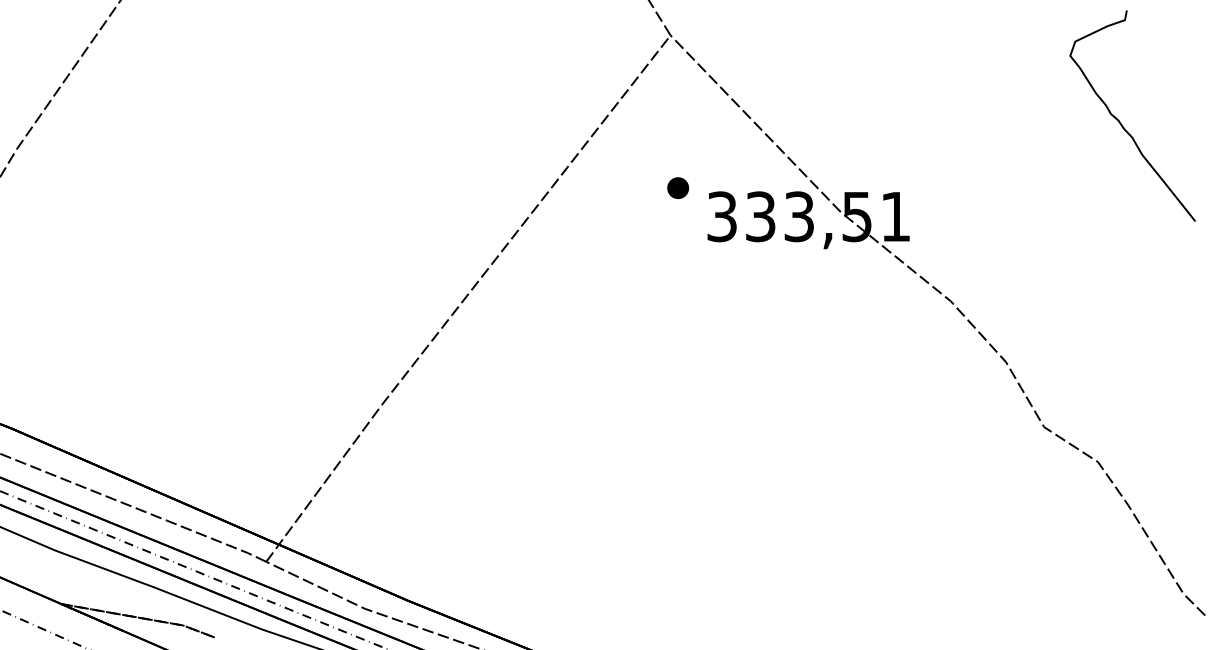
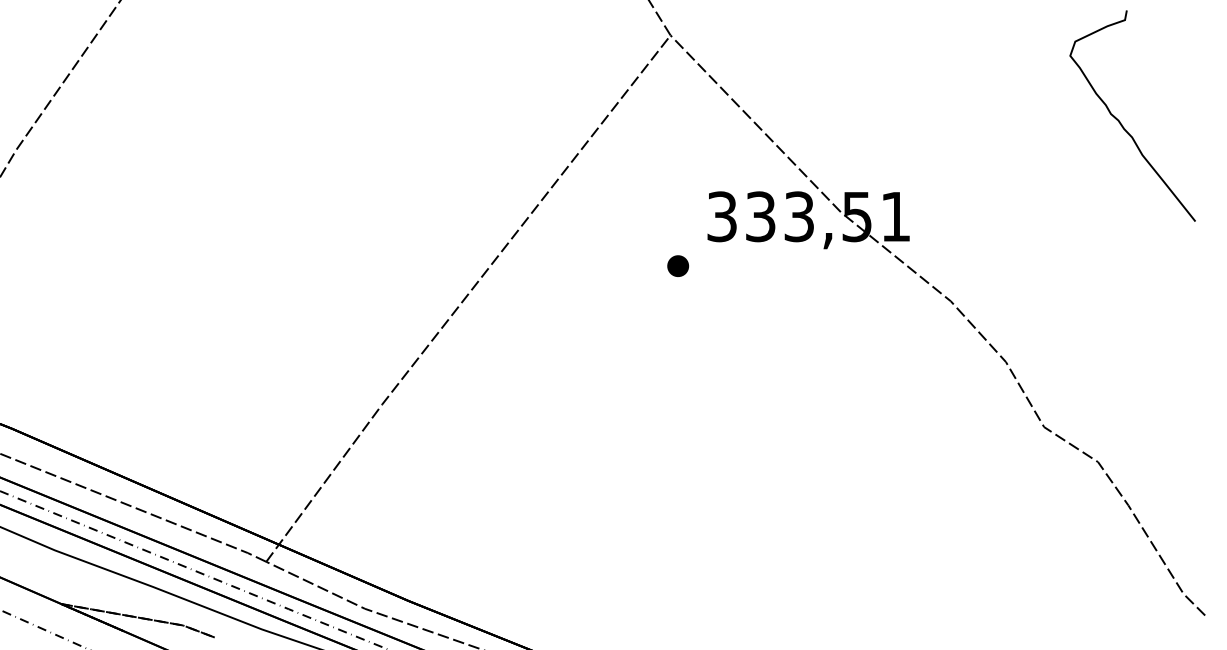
part position: (678, 187) -> (678, 265) (678, 265)
